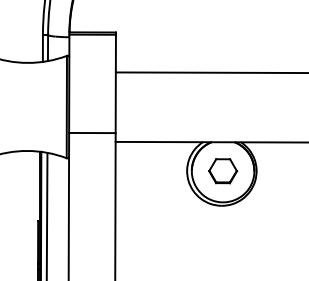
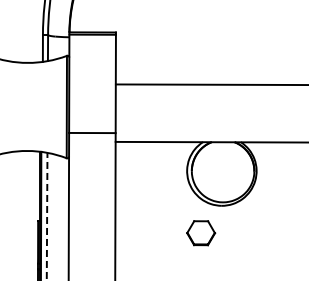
line position: (210, 72) -> (210, 84) (210, 84)
part position: (223, 171) -> (201, 233) (201, 233)
line: solid -> dashed (47, 216)
